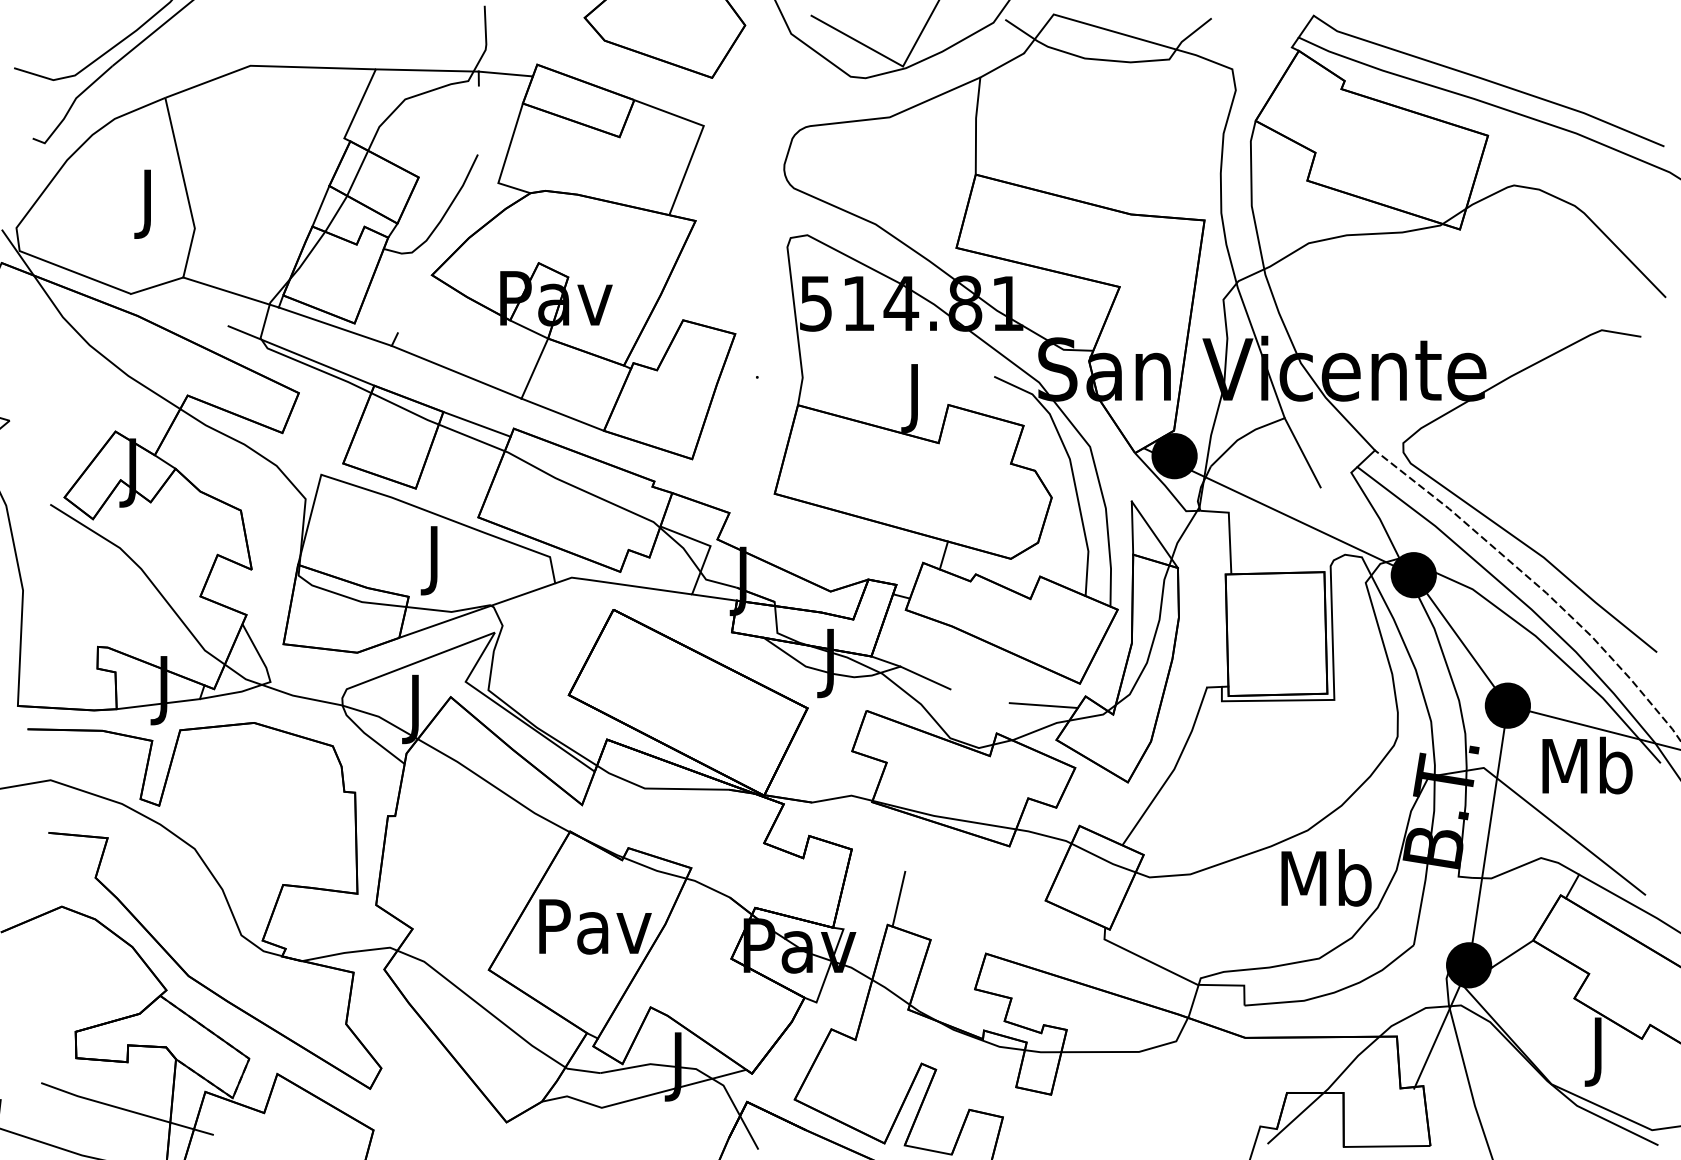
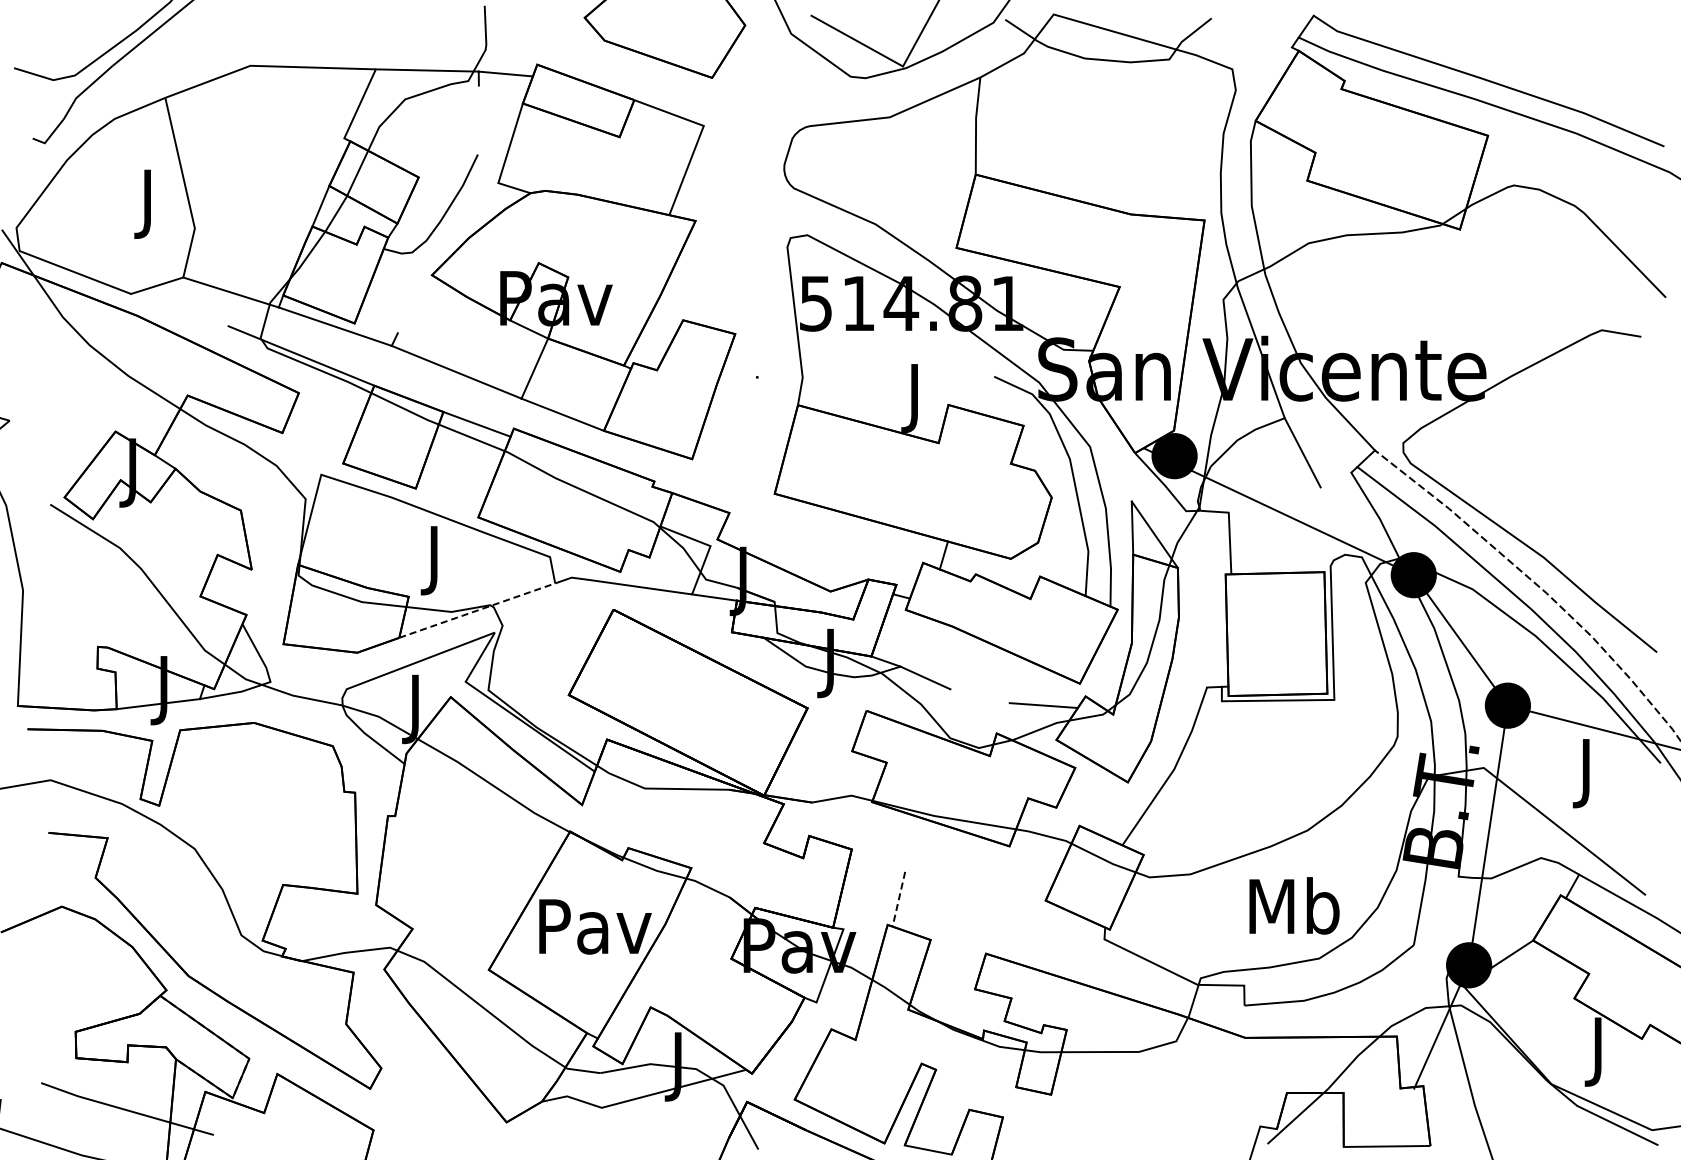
line: solid -> dashed (477, 610)
text: Mb -> J (1587, 772)
text position: (1326, 877) -> (1294, 905) (1294, 905)
line: solid -> dashed (898, 899)
